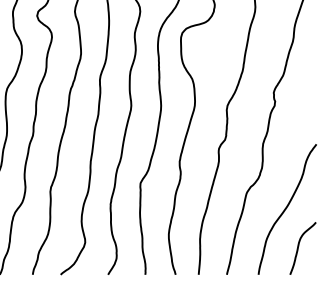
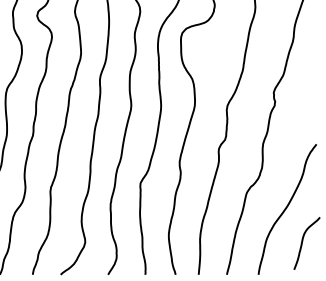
curve position: (299, 246) -> (303, 241) (303, 241)
